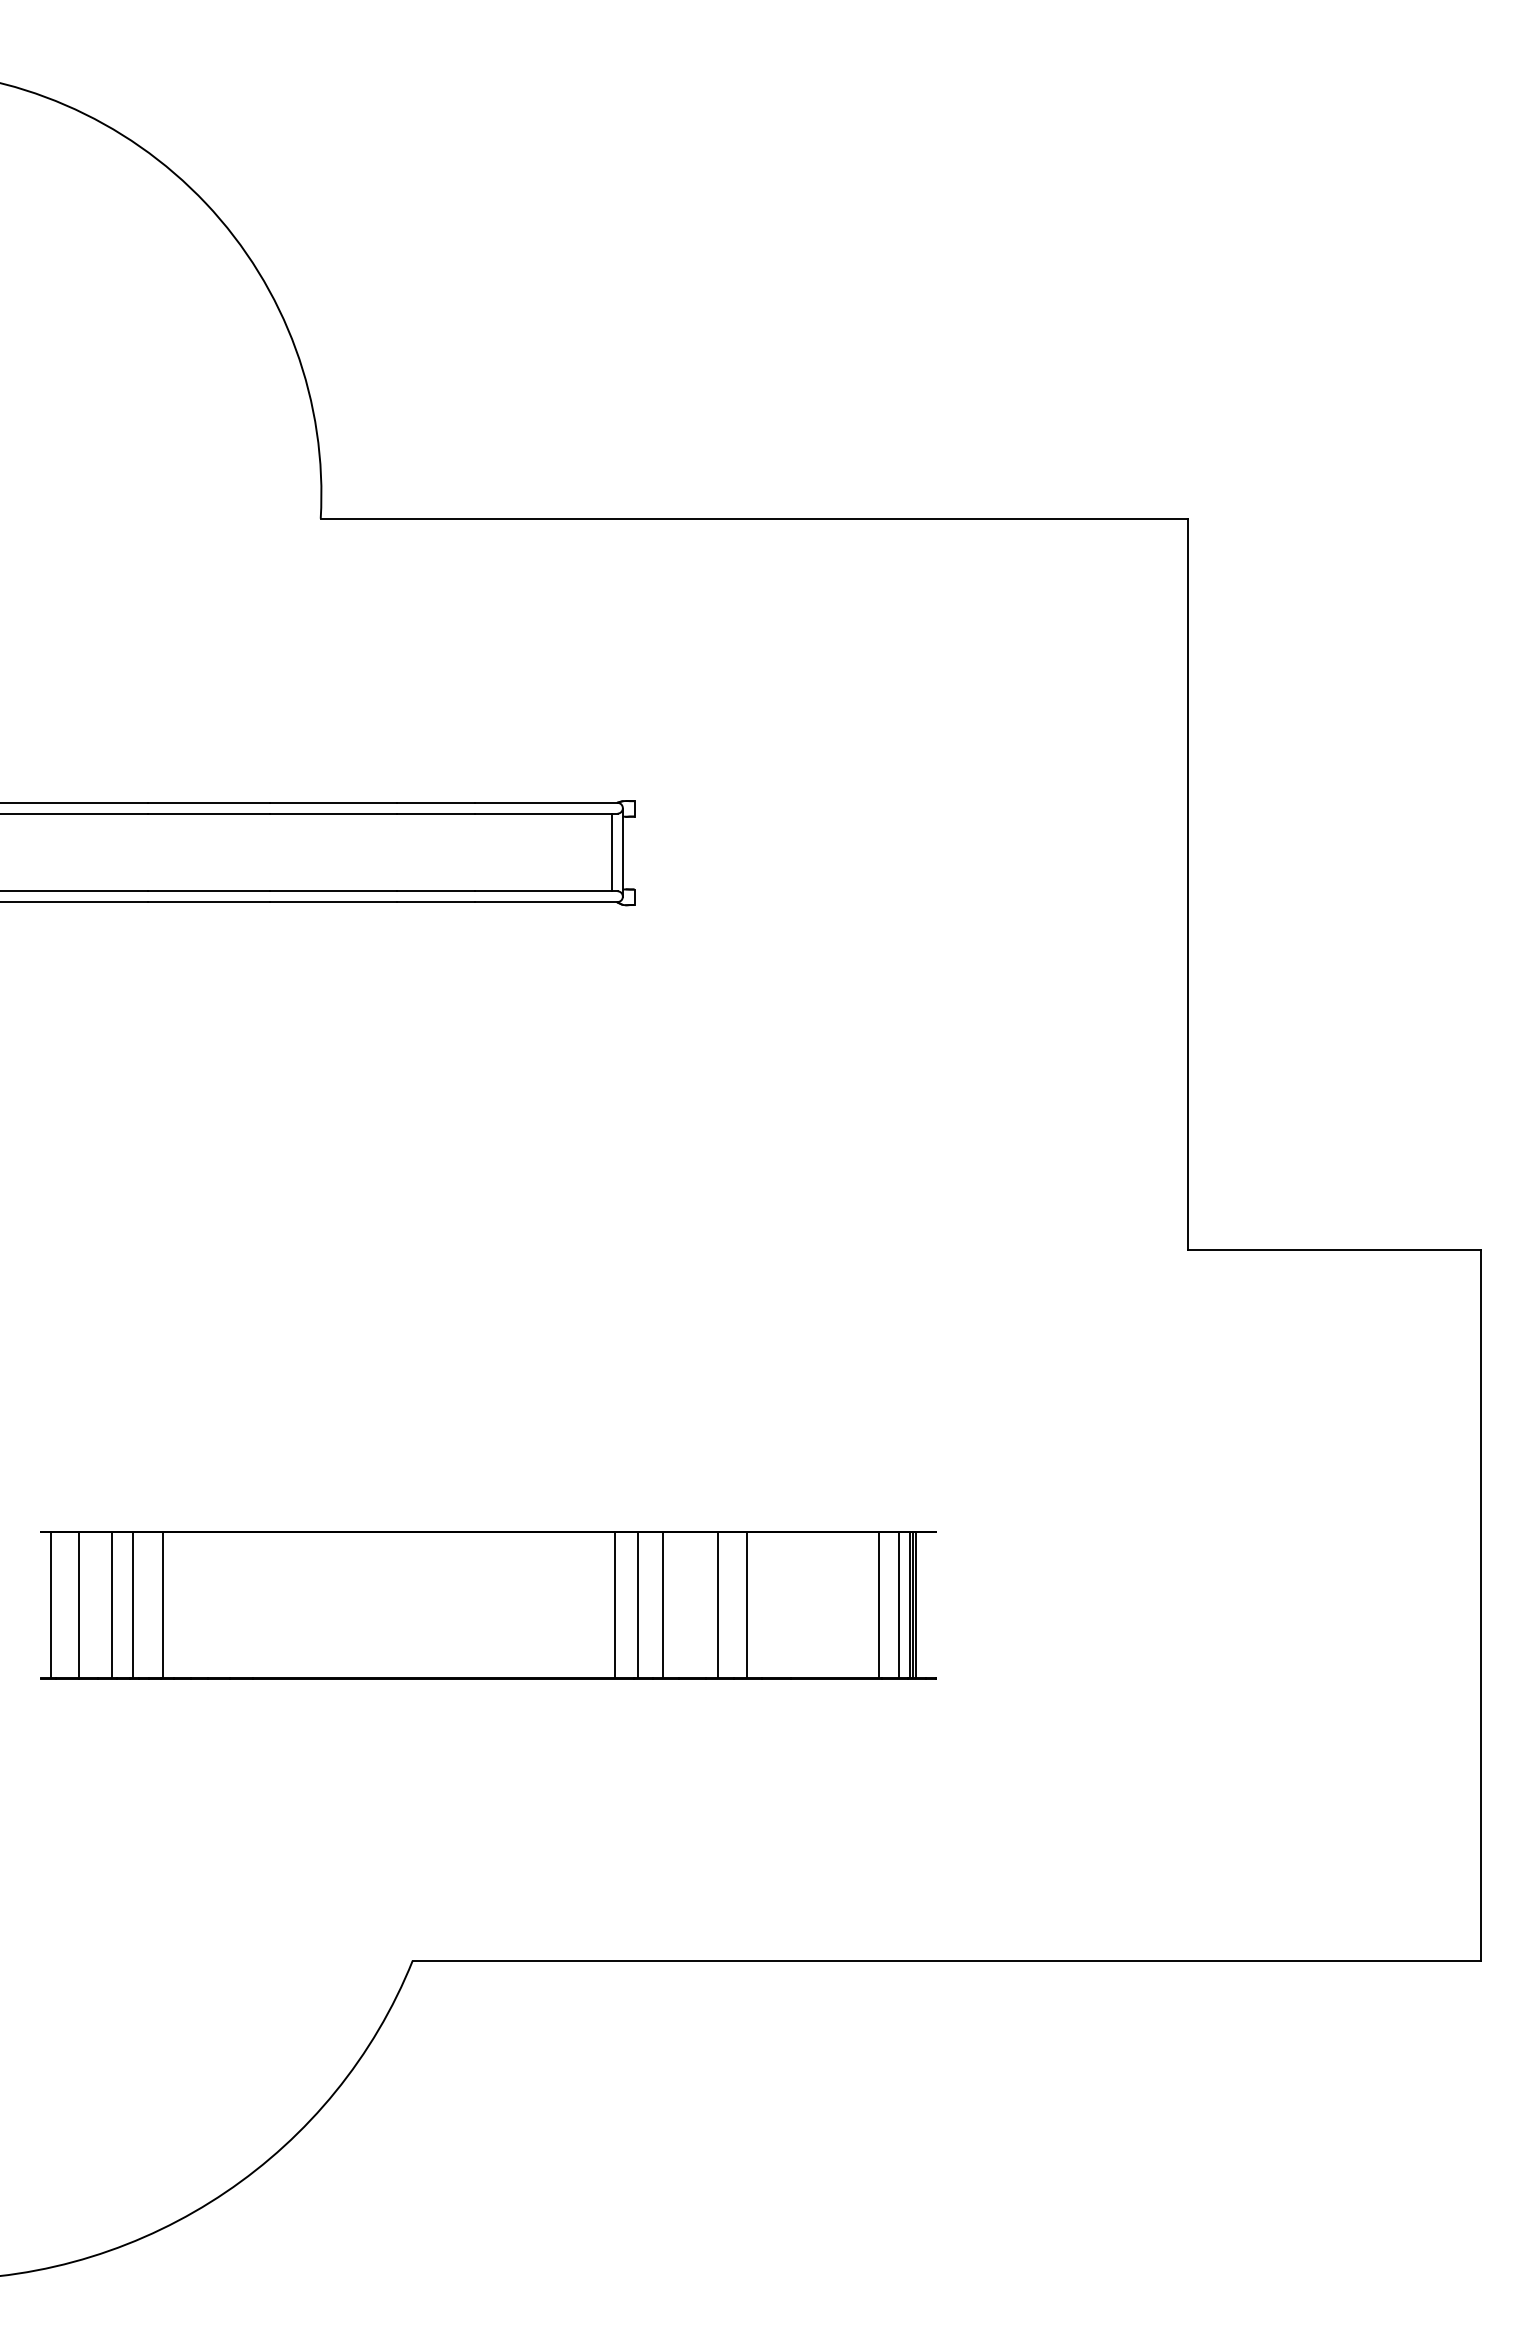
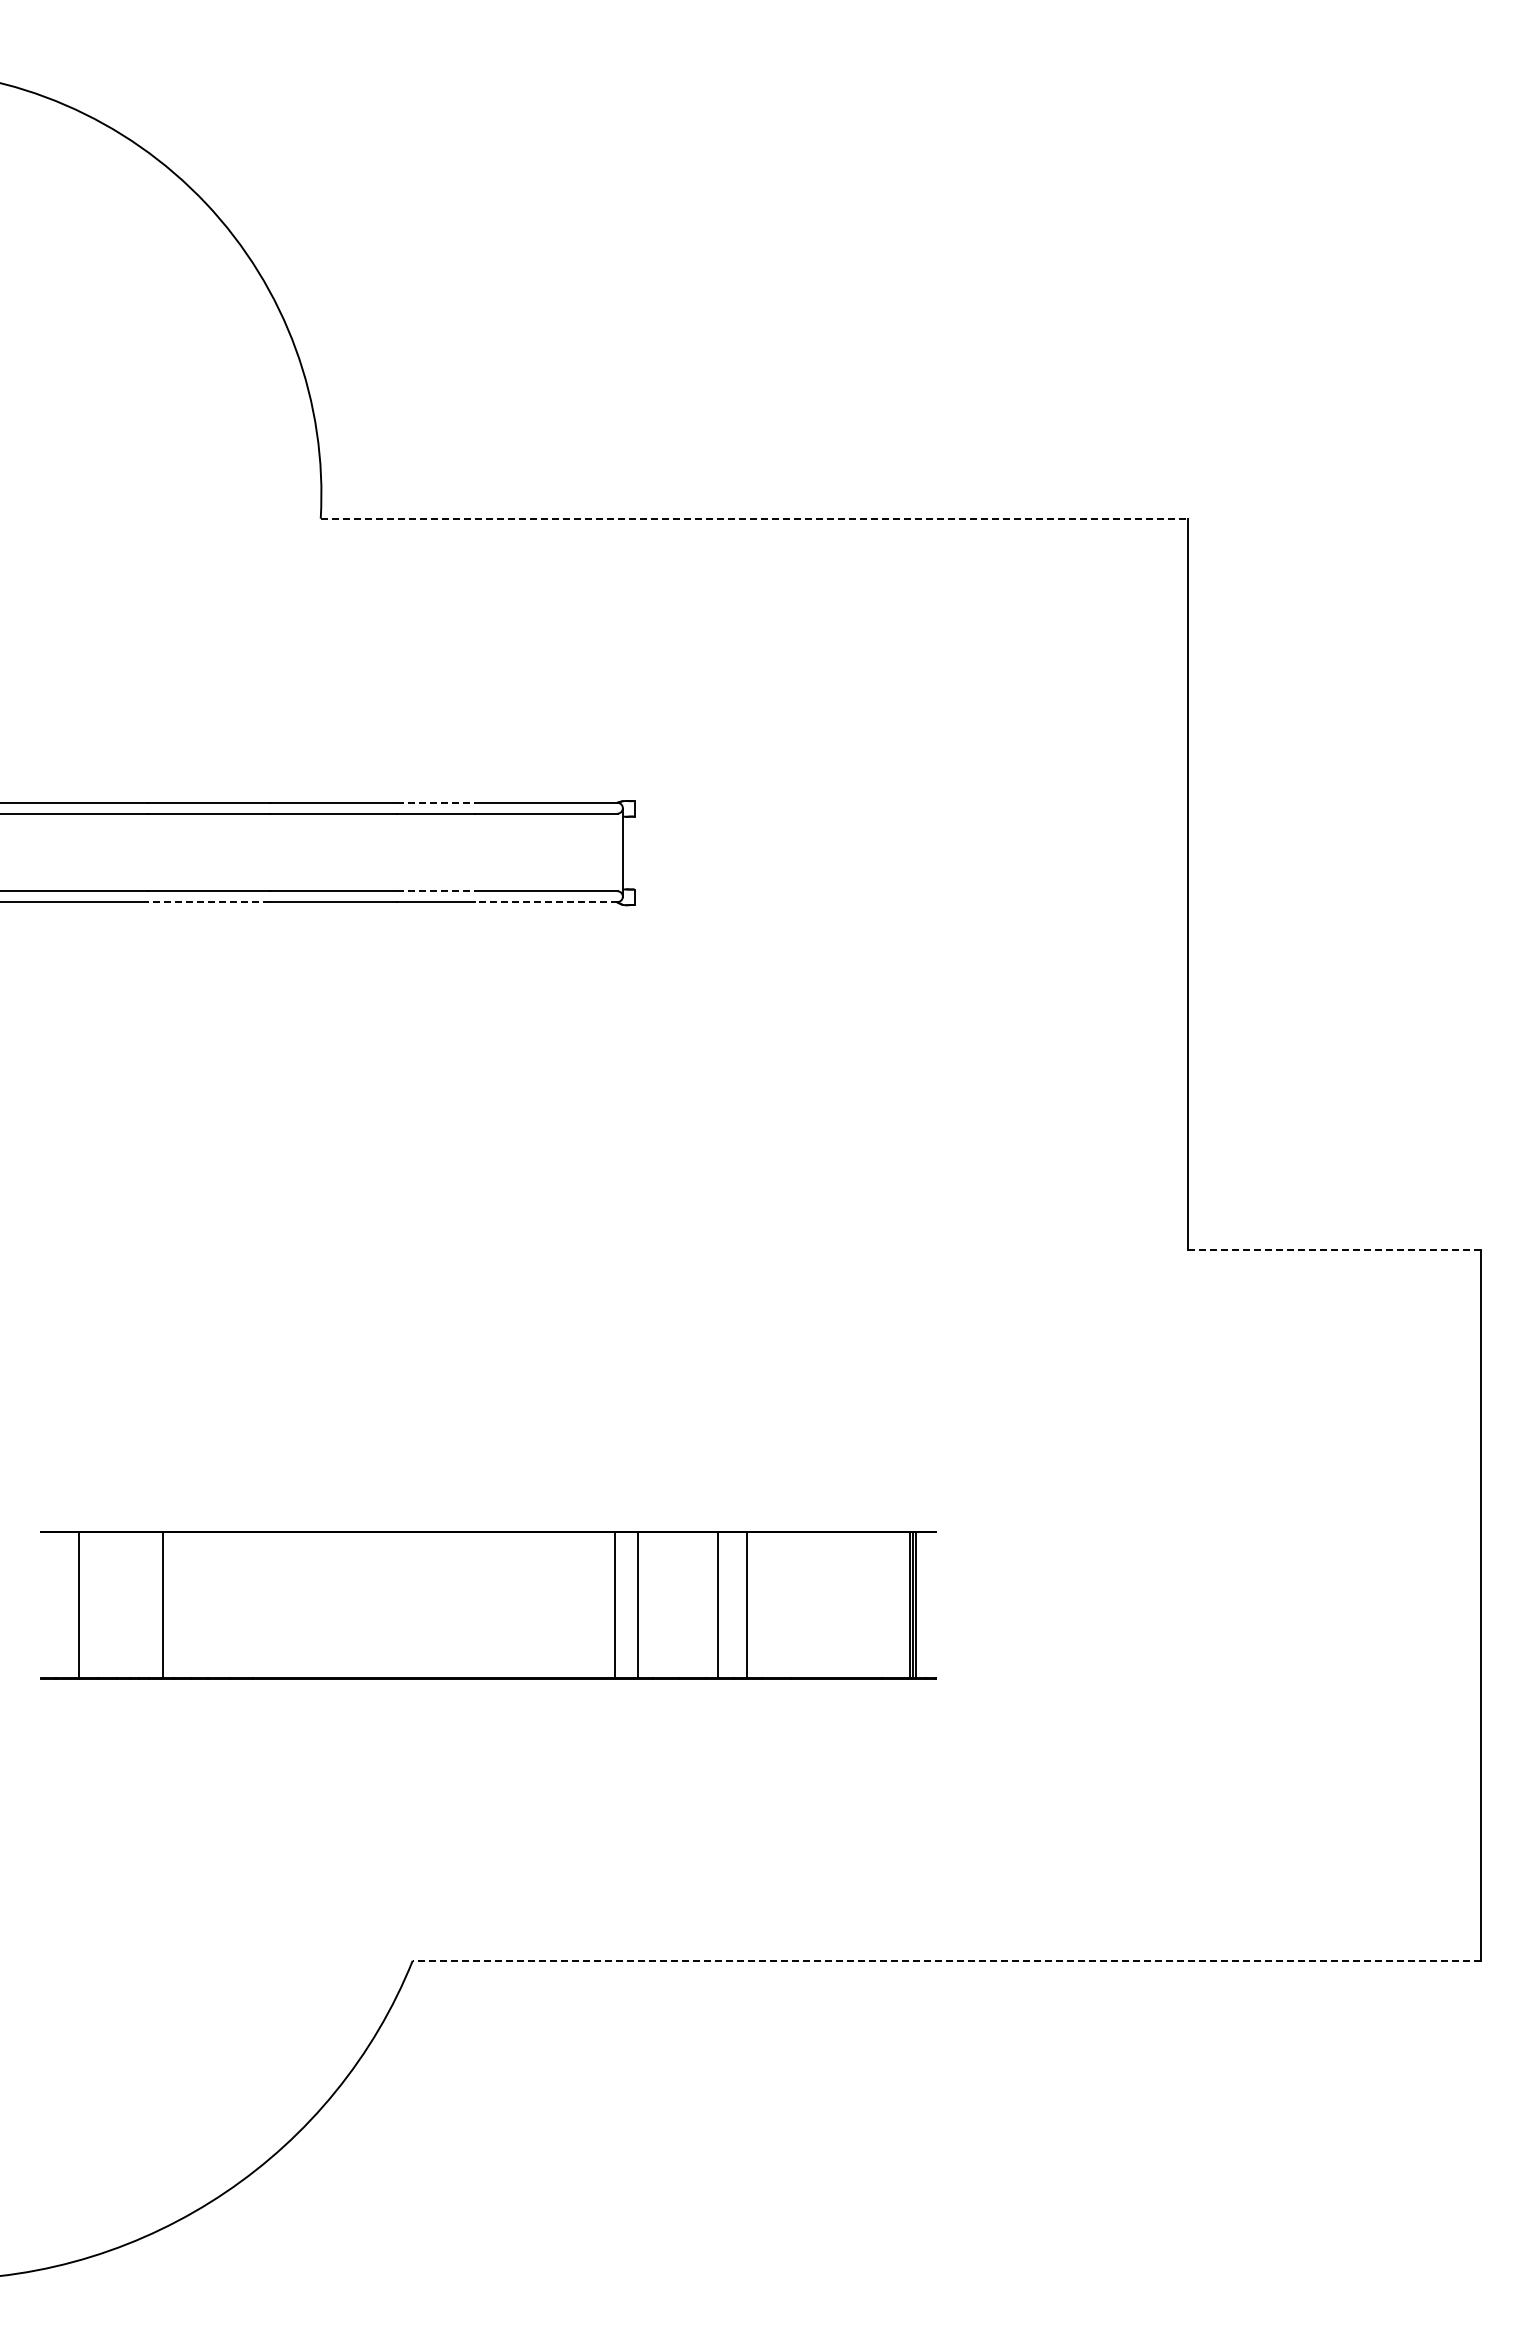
line: solid -> dashed (754, 518)
line: solid -> dashed (436, 802)
line: present -> none (612, 852)
line: solid -> dashed (436, 891)
line: solid -> dashed (208, 902)
line: solid -> dashed (546, 902)
line: solid -> dashed (1334, 1249)
line: present -> none (50, 1605)
line: present -> none (111, 1605)
line: present -> none (133, 1605)
line: present -> none (662, 1605)
line: present -> none (878, 1605)
line: present -> none (899, 1605)
line: solid -> dashed (946, 1960)
